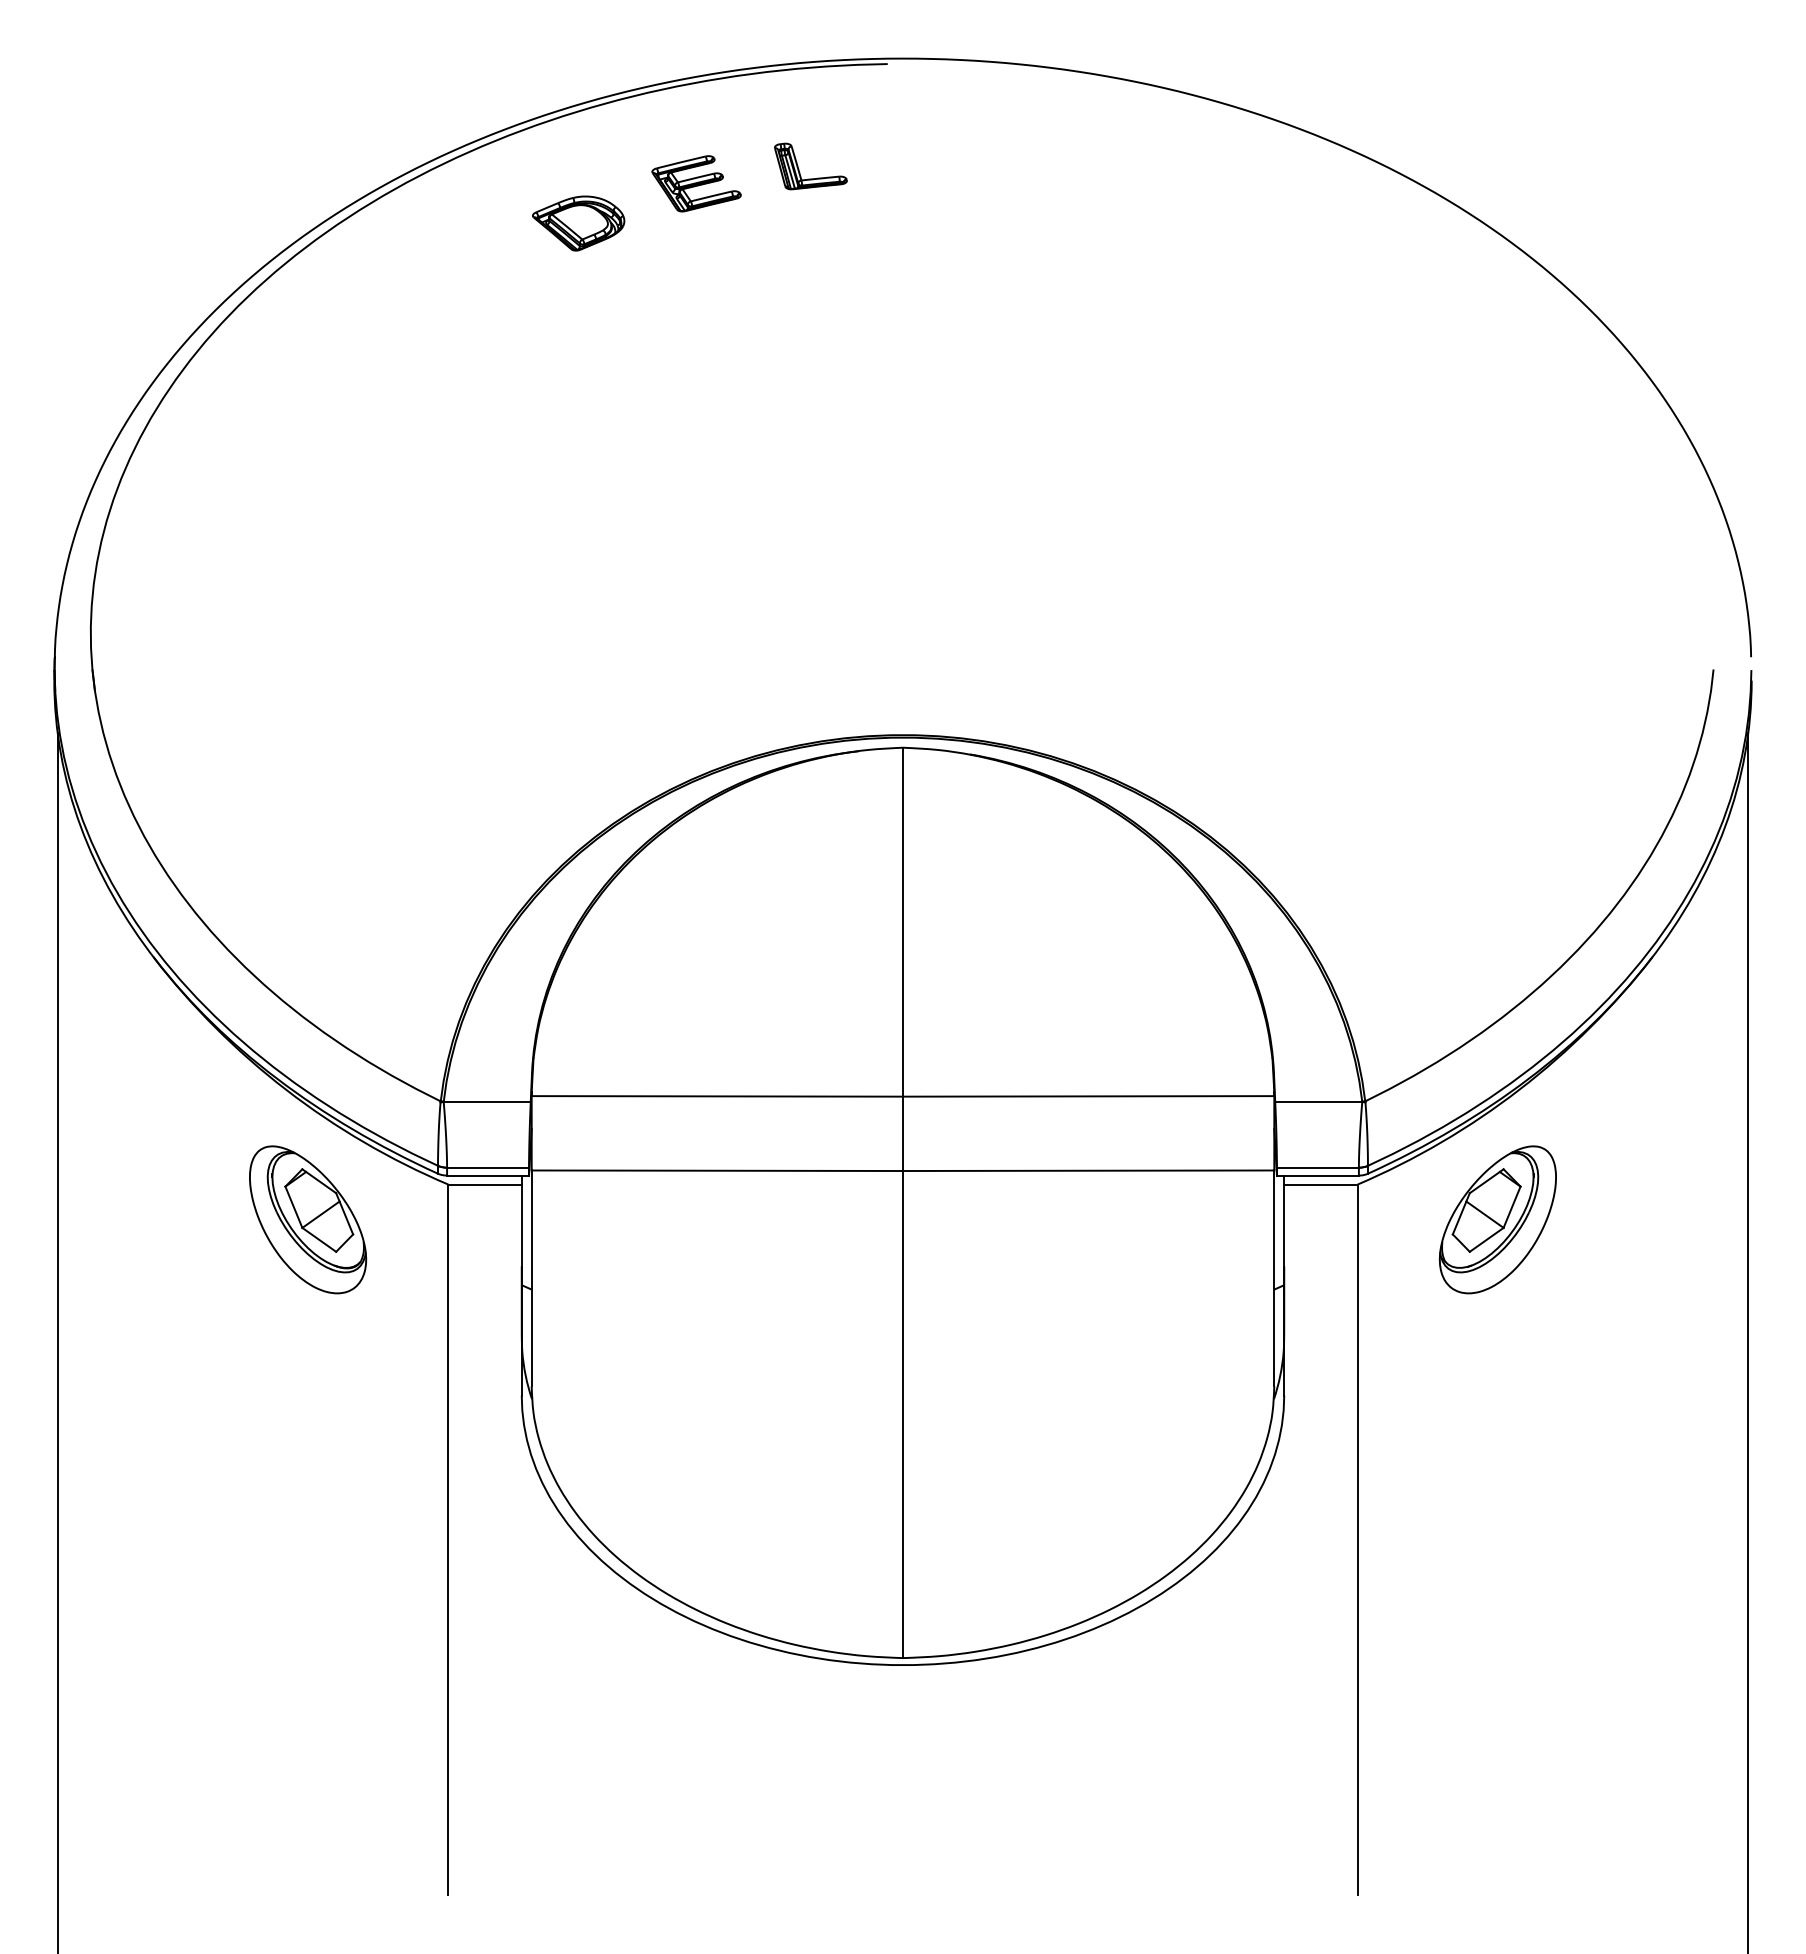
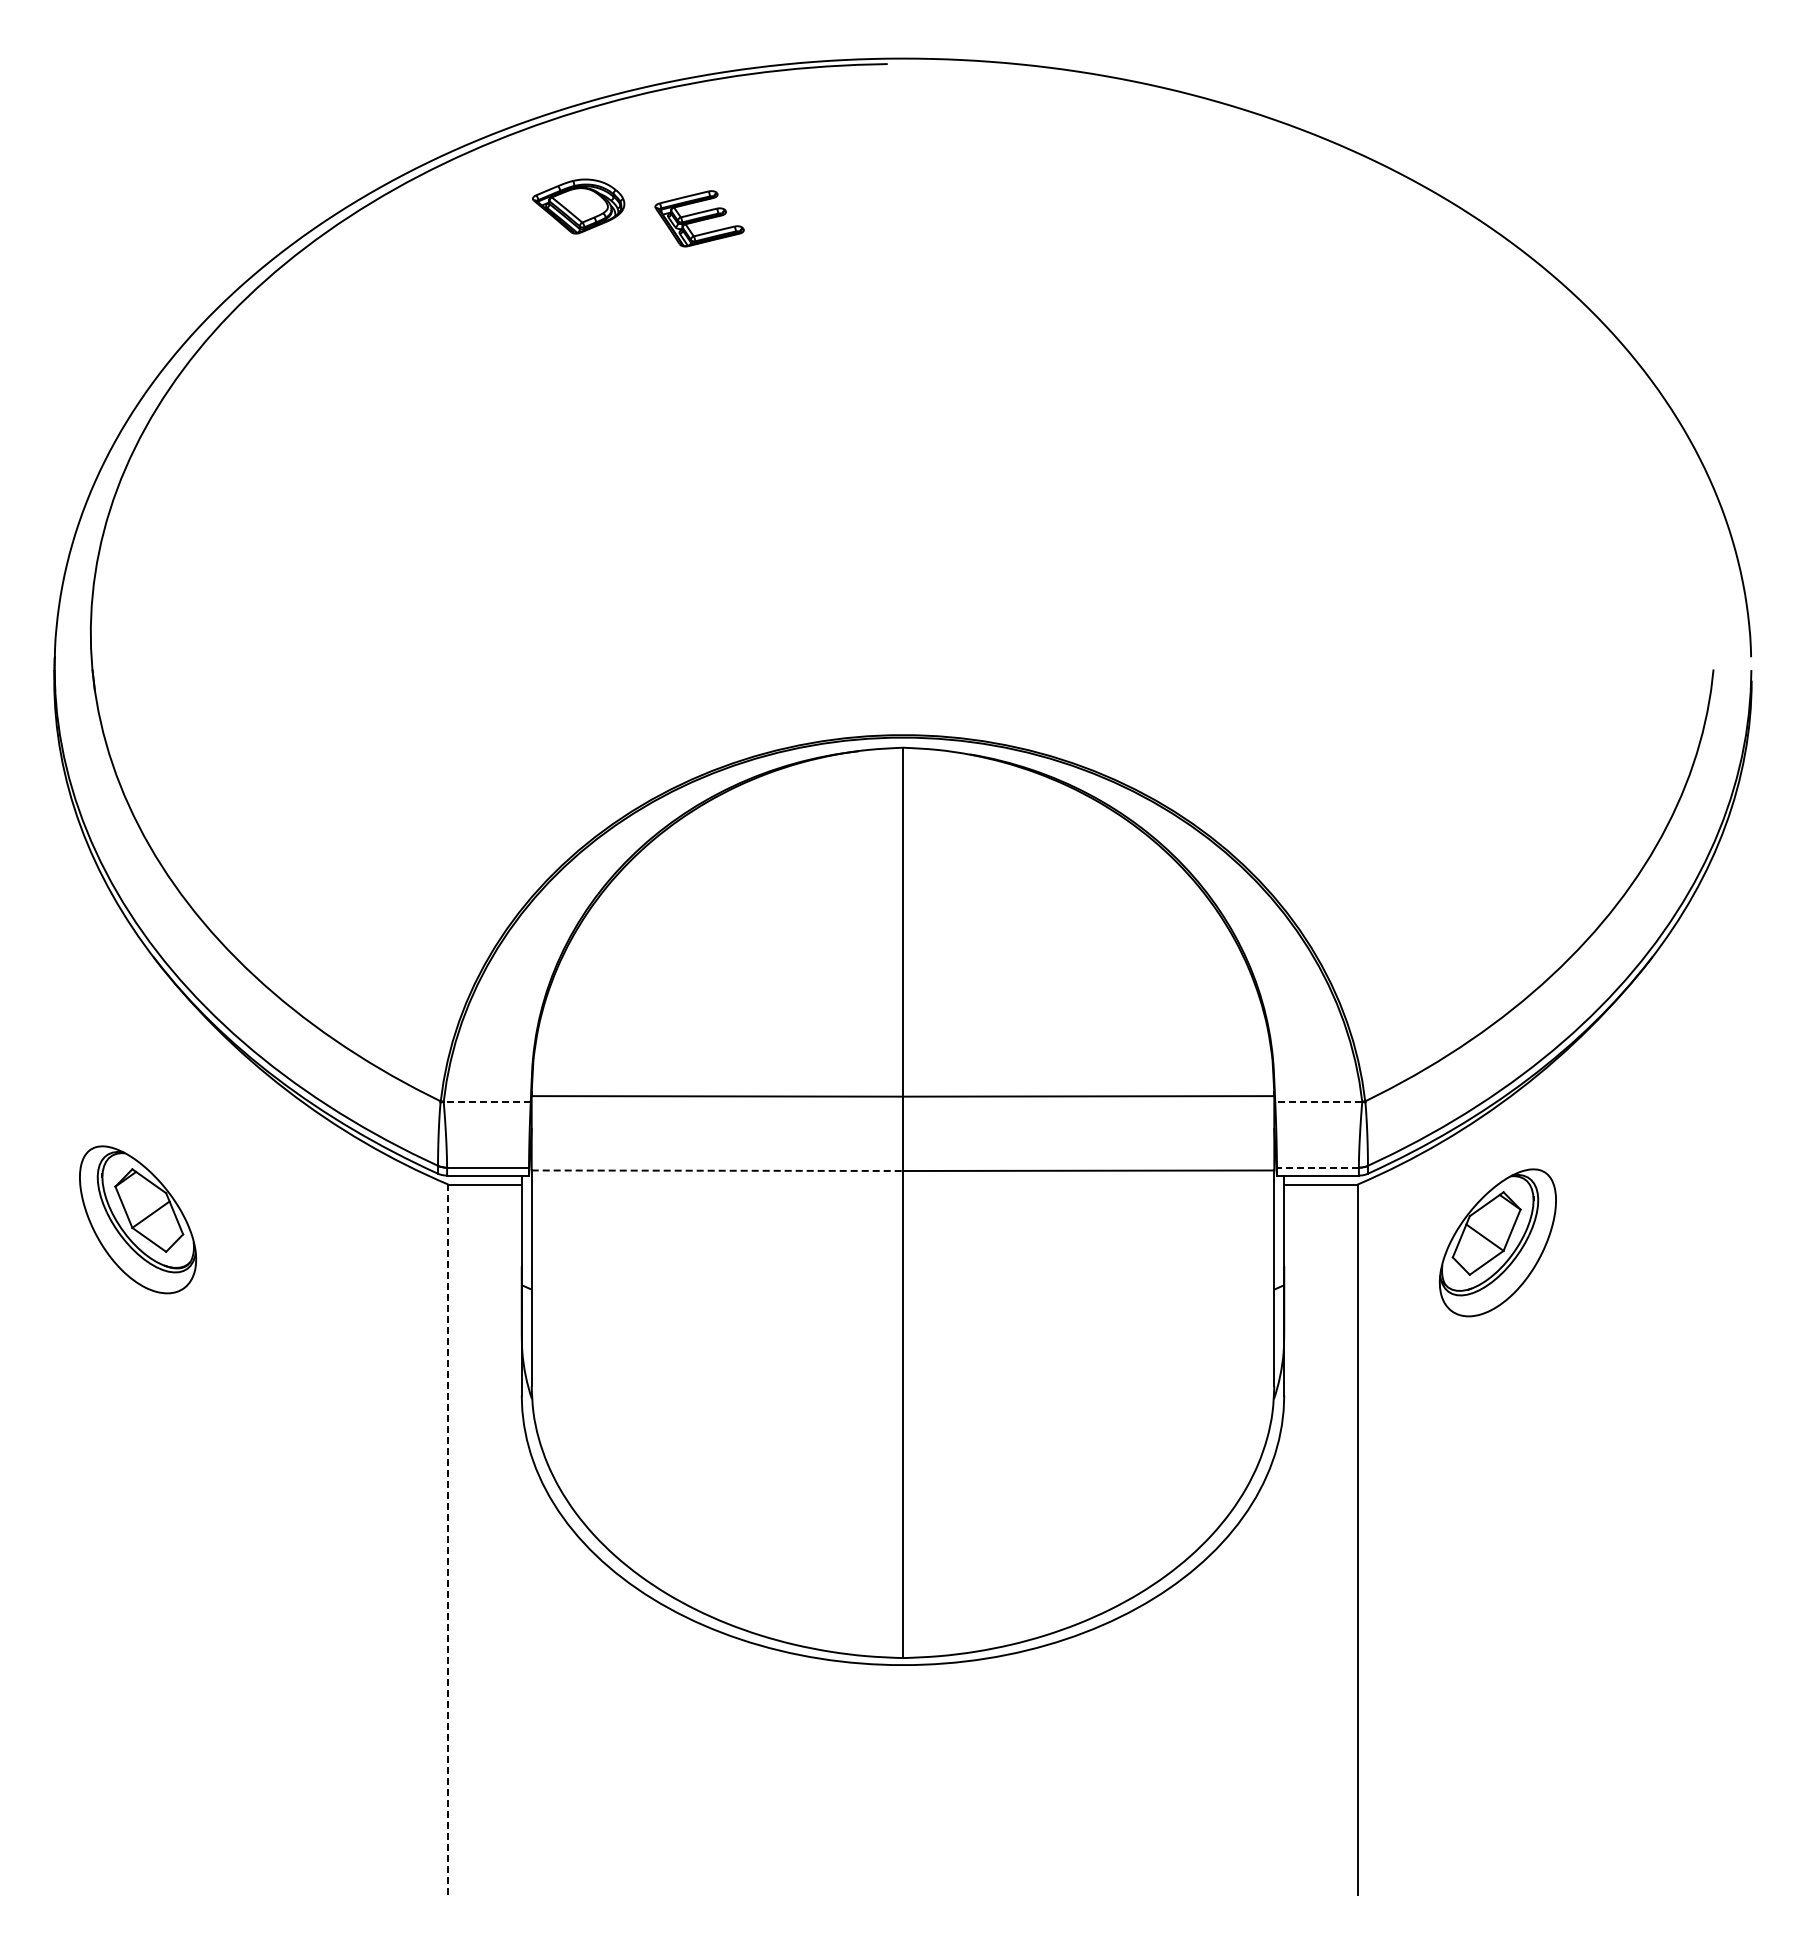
part: present -> none (799, 169)
part position: (696, 183) -> (699, 218) (699, 218)
part position: (578, 223) -> (578, 206) (578, 206)
line: solid -> dashed (487, 1102)
line: solid -> dashed (1318, 1102)
line: solid -> dashed (1317, 1167)
line: solid -> dashed (717, 1170)
part position: (308, 1219) -> (138, 1219) (138, 1219)
part position: (1497, 1219) -> (1497, 1242) (1497, 1242)
line: present -> none (57, 1341)
line: present -> none (1748, 1341)
line: solid -> dashed (448, 1539)
